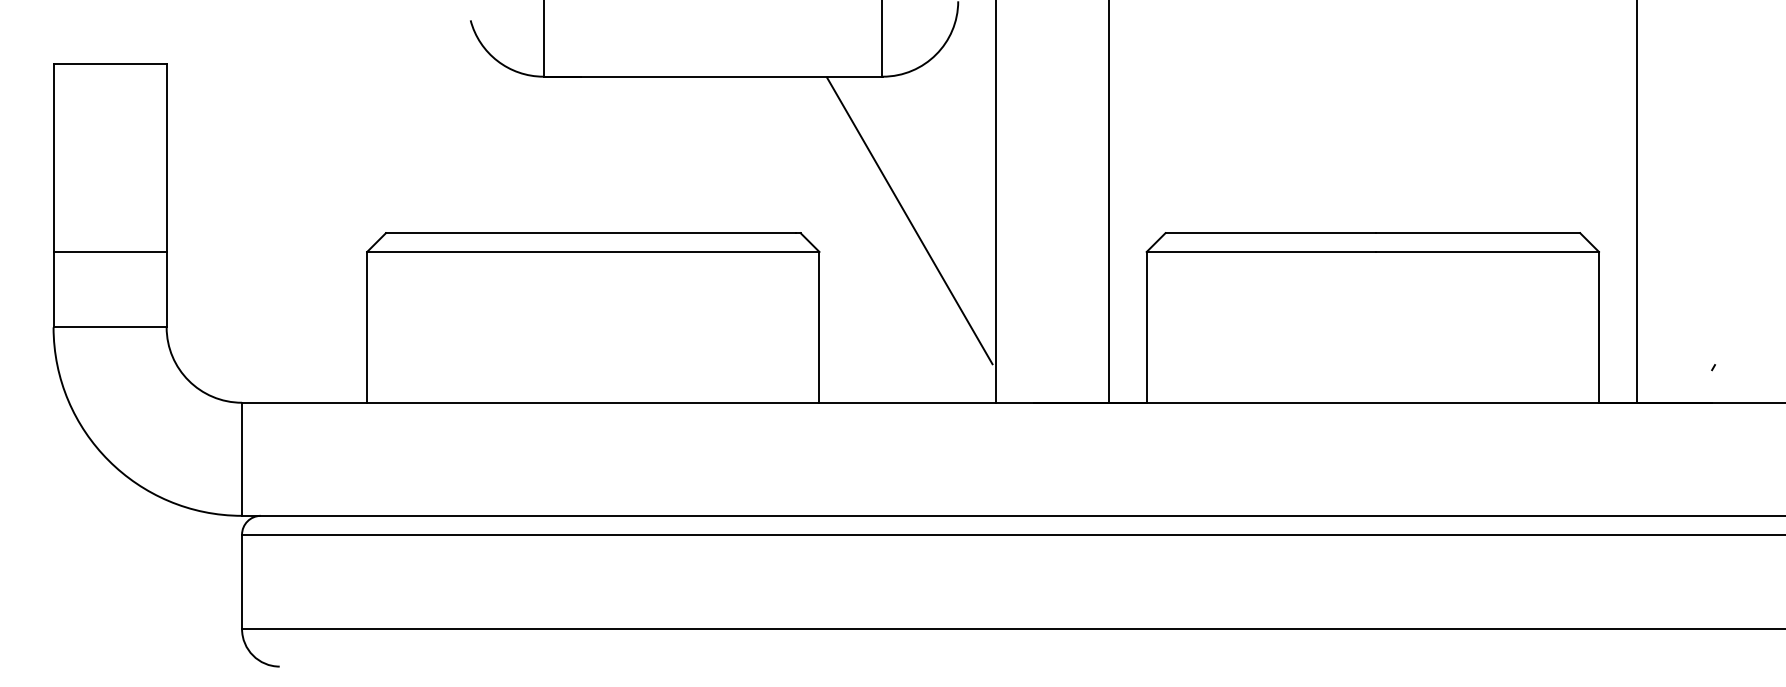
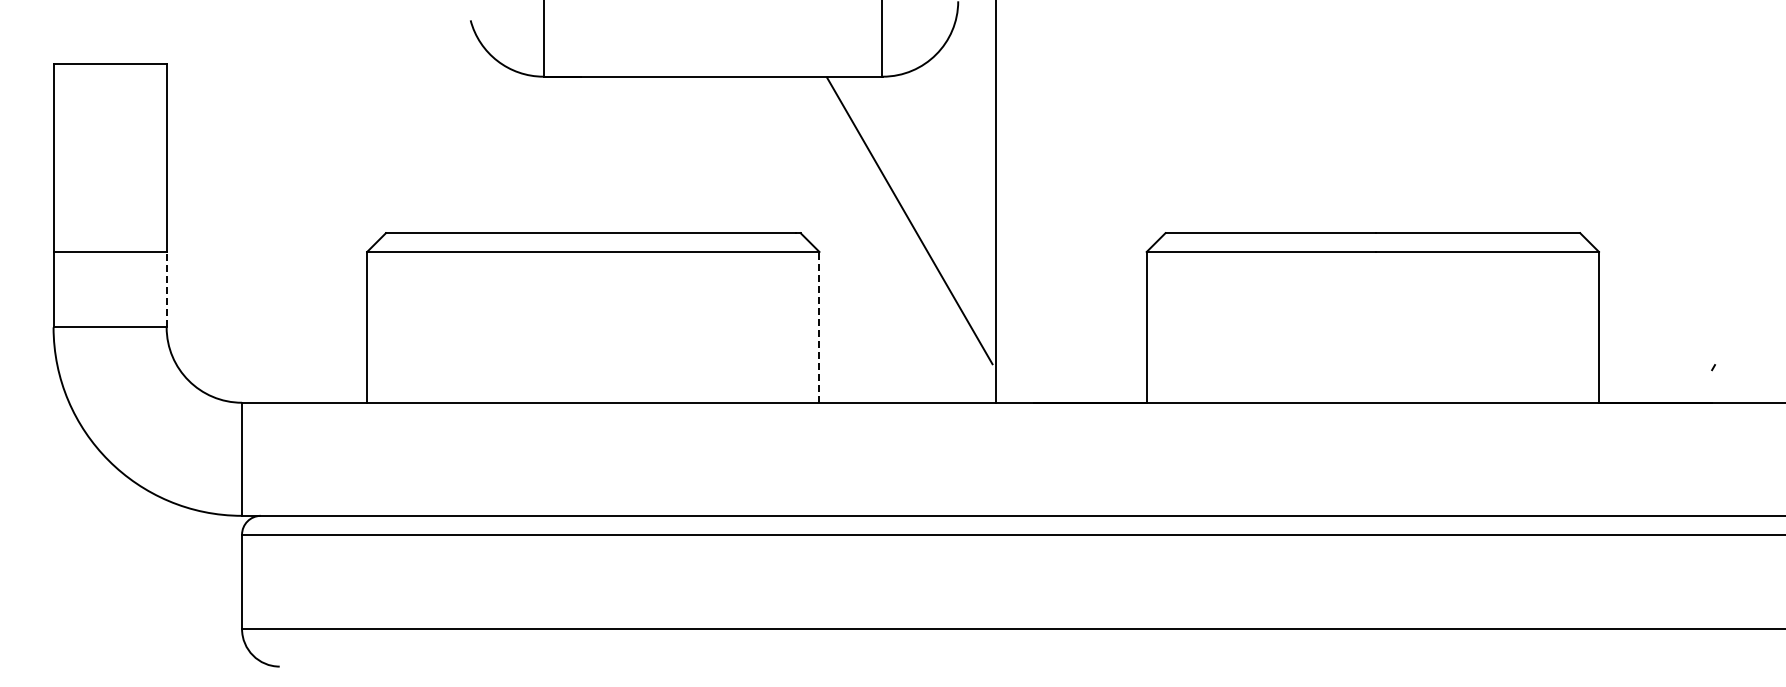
line: present -> none (1109, 202)
line: present -> none (1636, 202)
line: solid -> dashed (166, 289)
line: solid -> dashed (819, 326)
